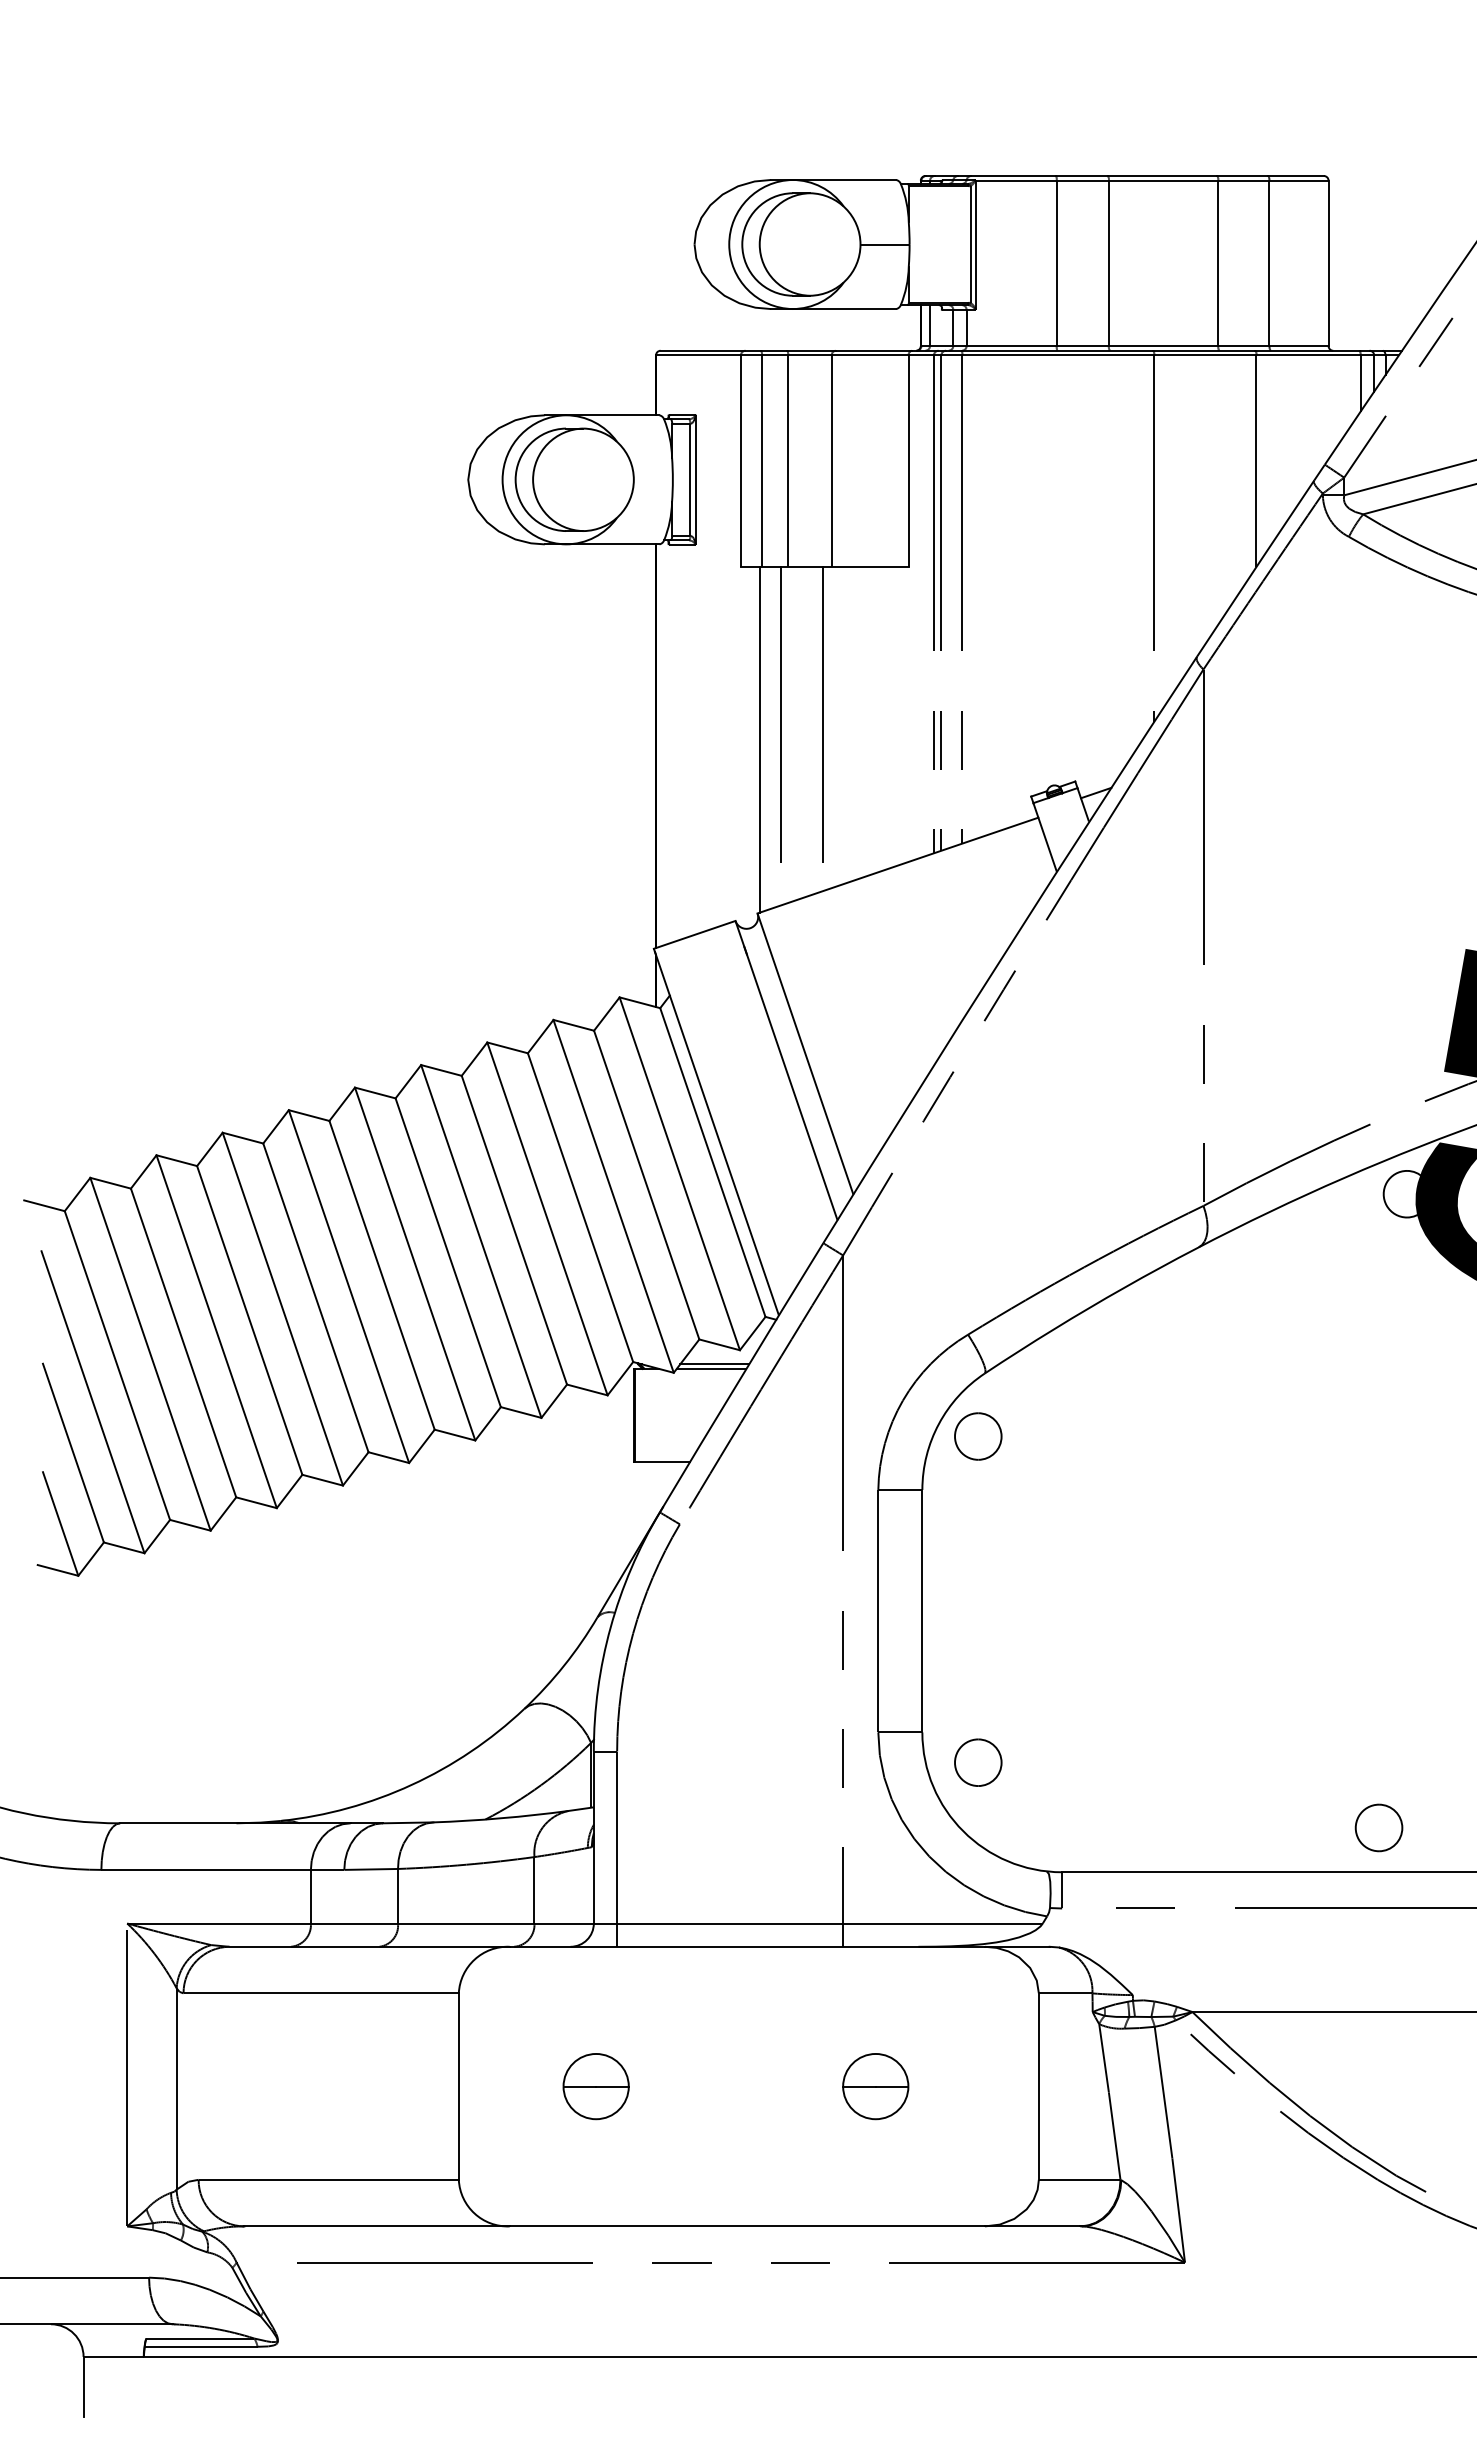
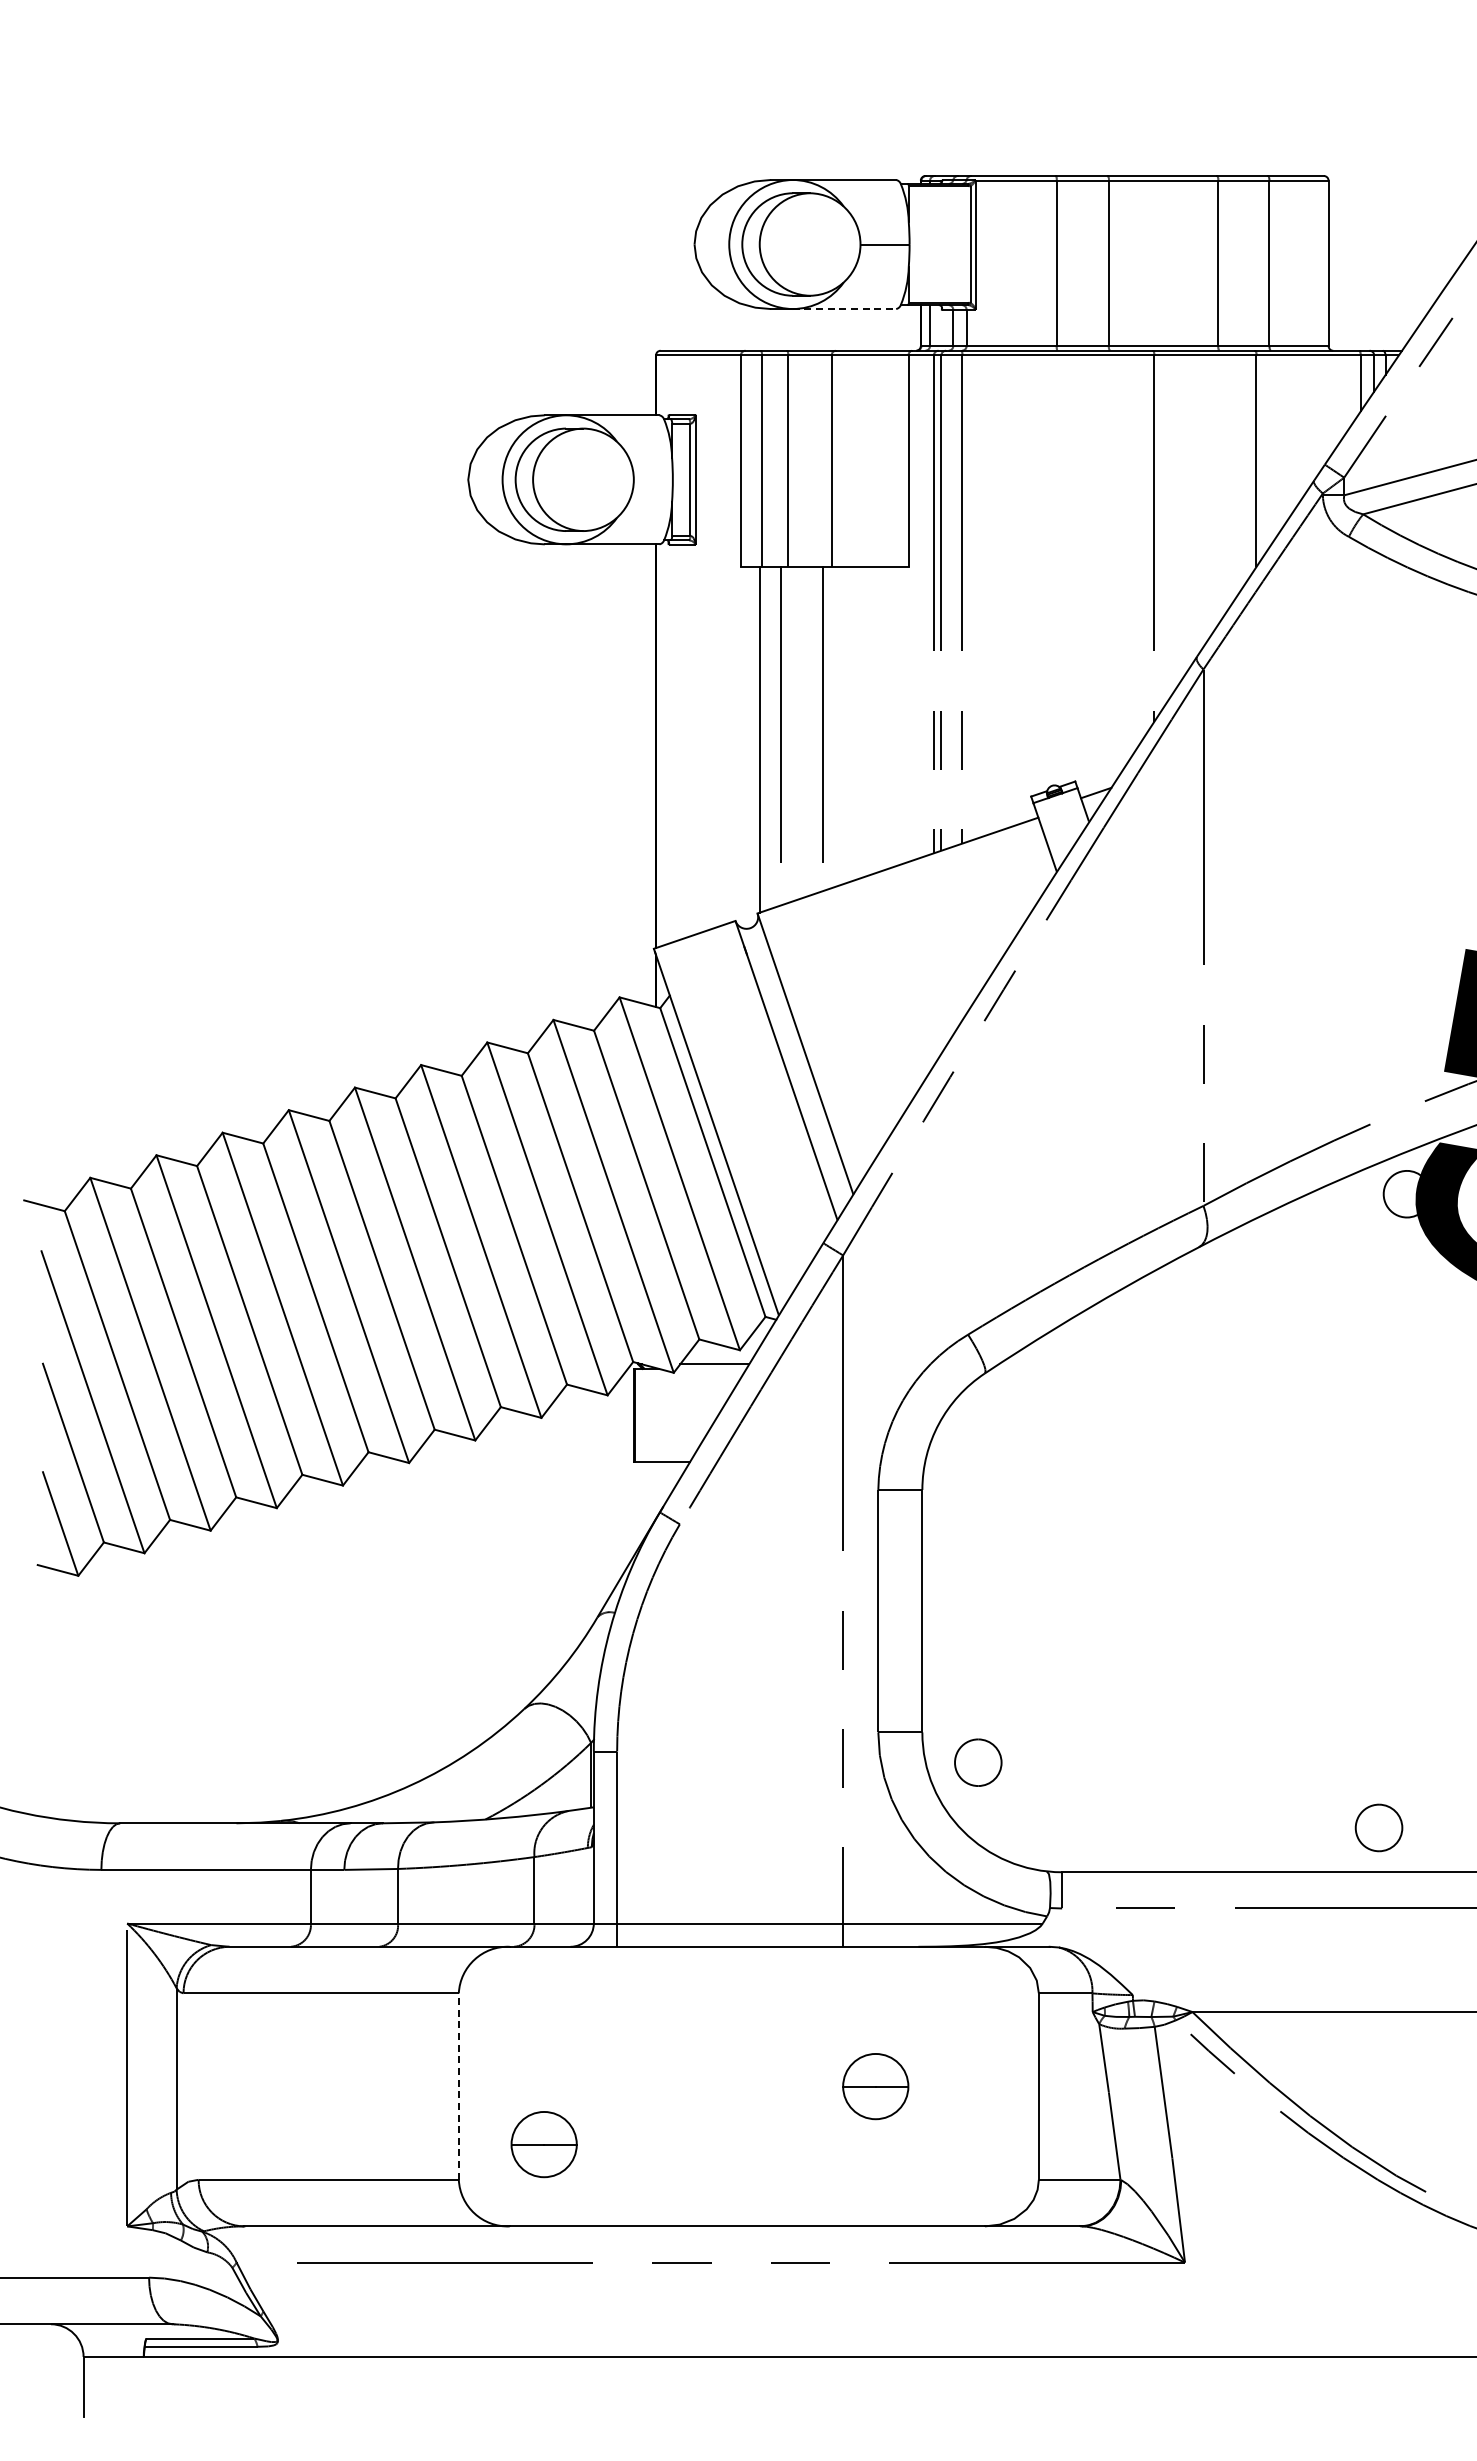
line: solid -> dashed (844, 309)
line: present -> none (711, 1368)
part: present -> none (978, 1436)
line: solid -> dashed (458, 2086)
part position: (595, 2086) -> (543, 2144) (543, 2144)
